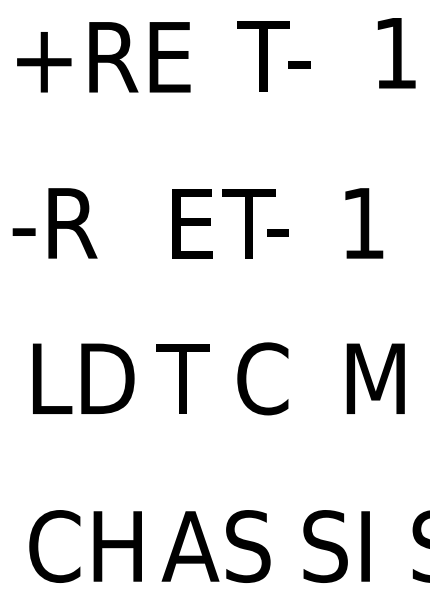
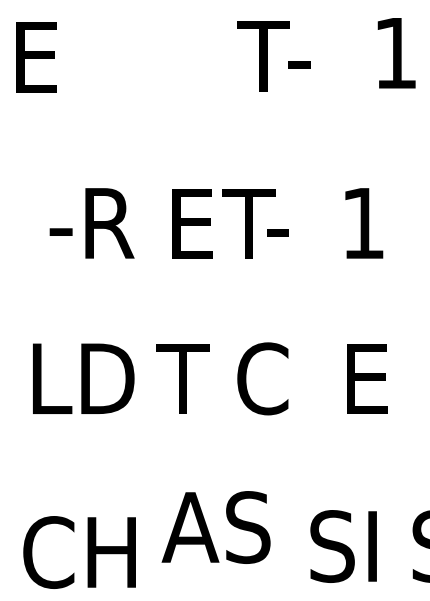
text: +RE -> E (103, 57)
text position: (54, 223) -> (91, 223) (91, 223)
text: M -> E (375, 378)
text position: (85, 546) -> (79, 552) (79, 552)
text position: (215, 546) -> (215, 527) (215, 527)
text position: (336, 546) -> (343, 546) (343, 546)
